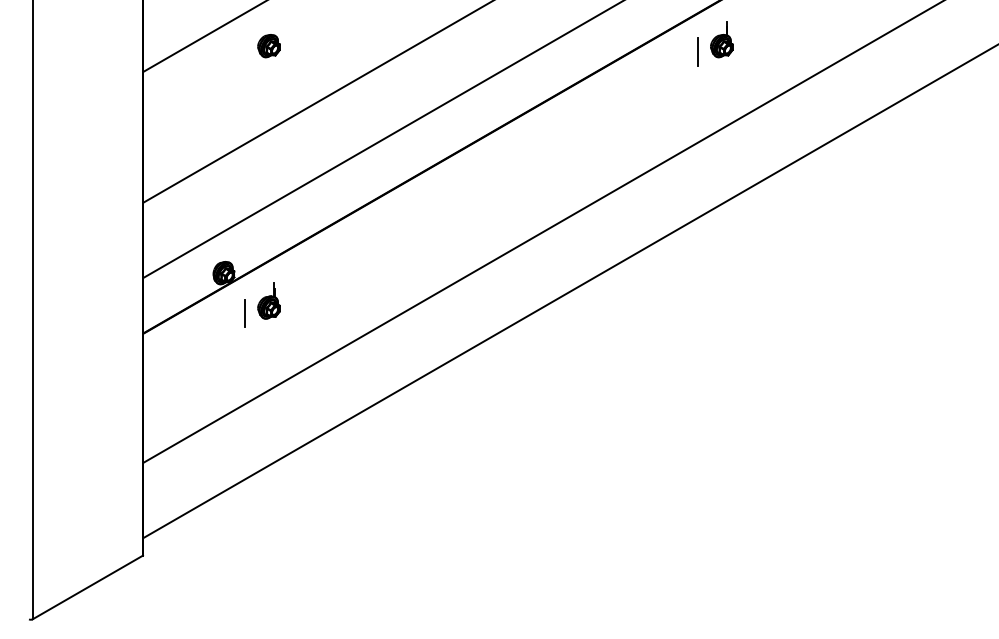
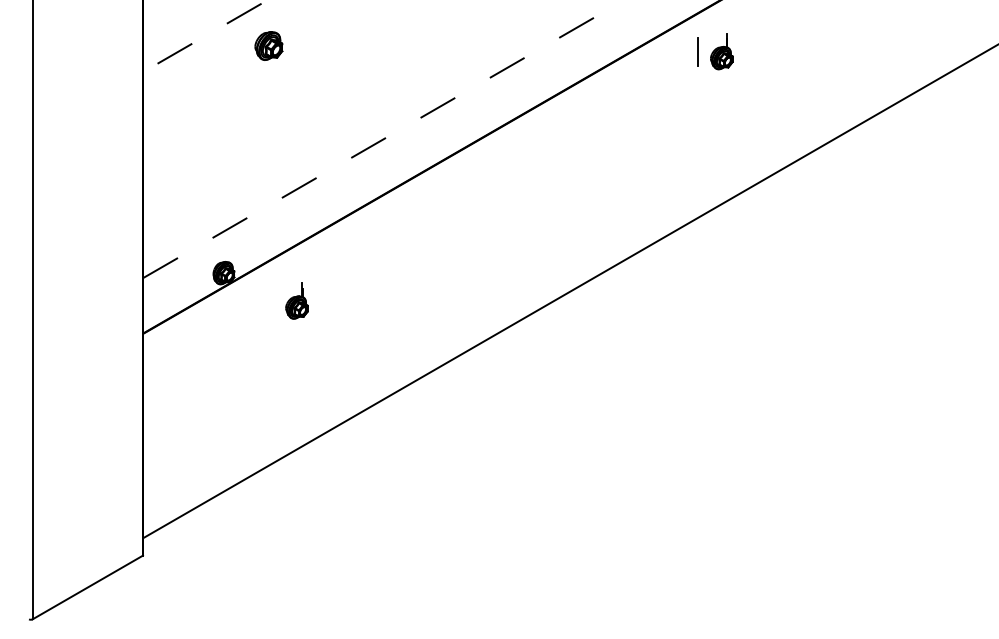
line: solid -> dashed (205, 36)
part position: (721, 39) -> (721, 51) (721, 51)
part size: 24x25 px -> 30x30 px (268, 45)
line: present -> none (316, 102)
line: solid -> dashed (384, 139)
line: present -> none (542, 232)
part position: (268, 300) -> (296, 300) (296, 300)
line: present -> none (245, 313)
